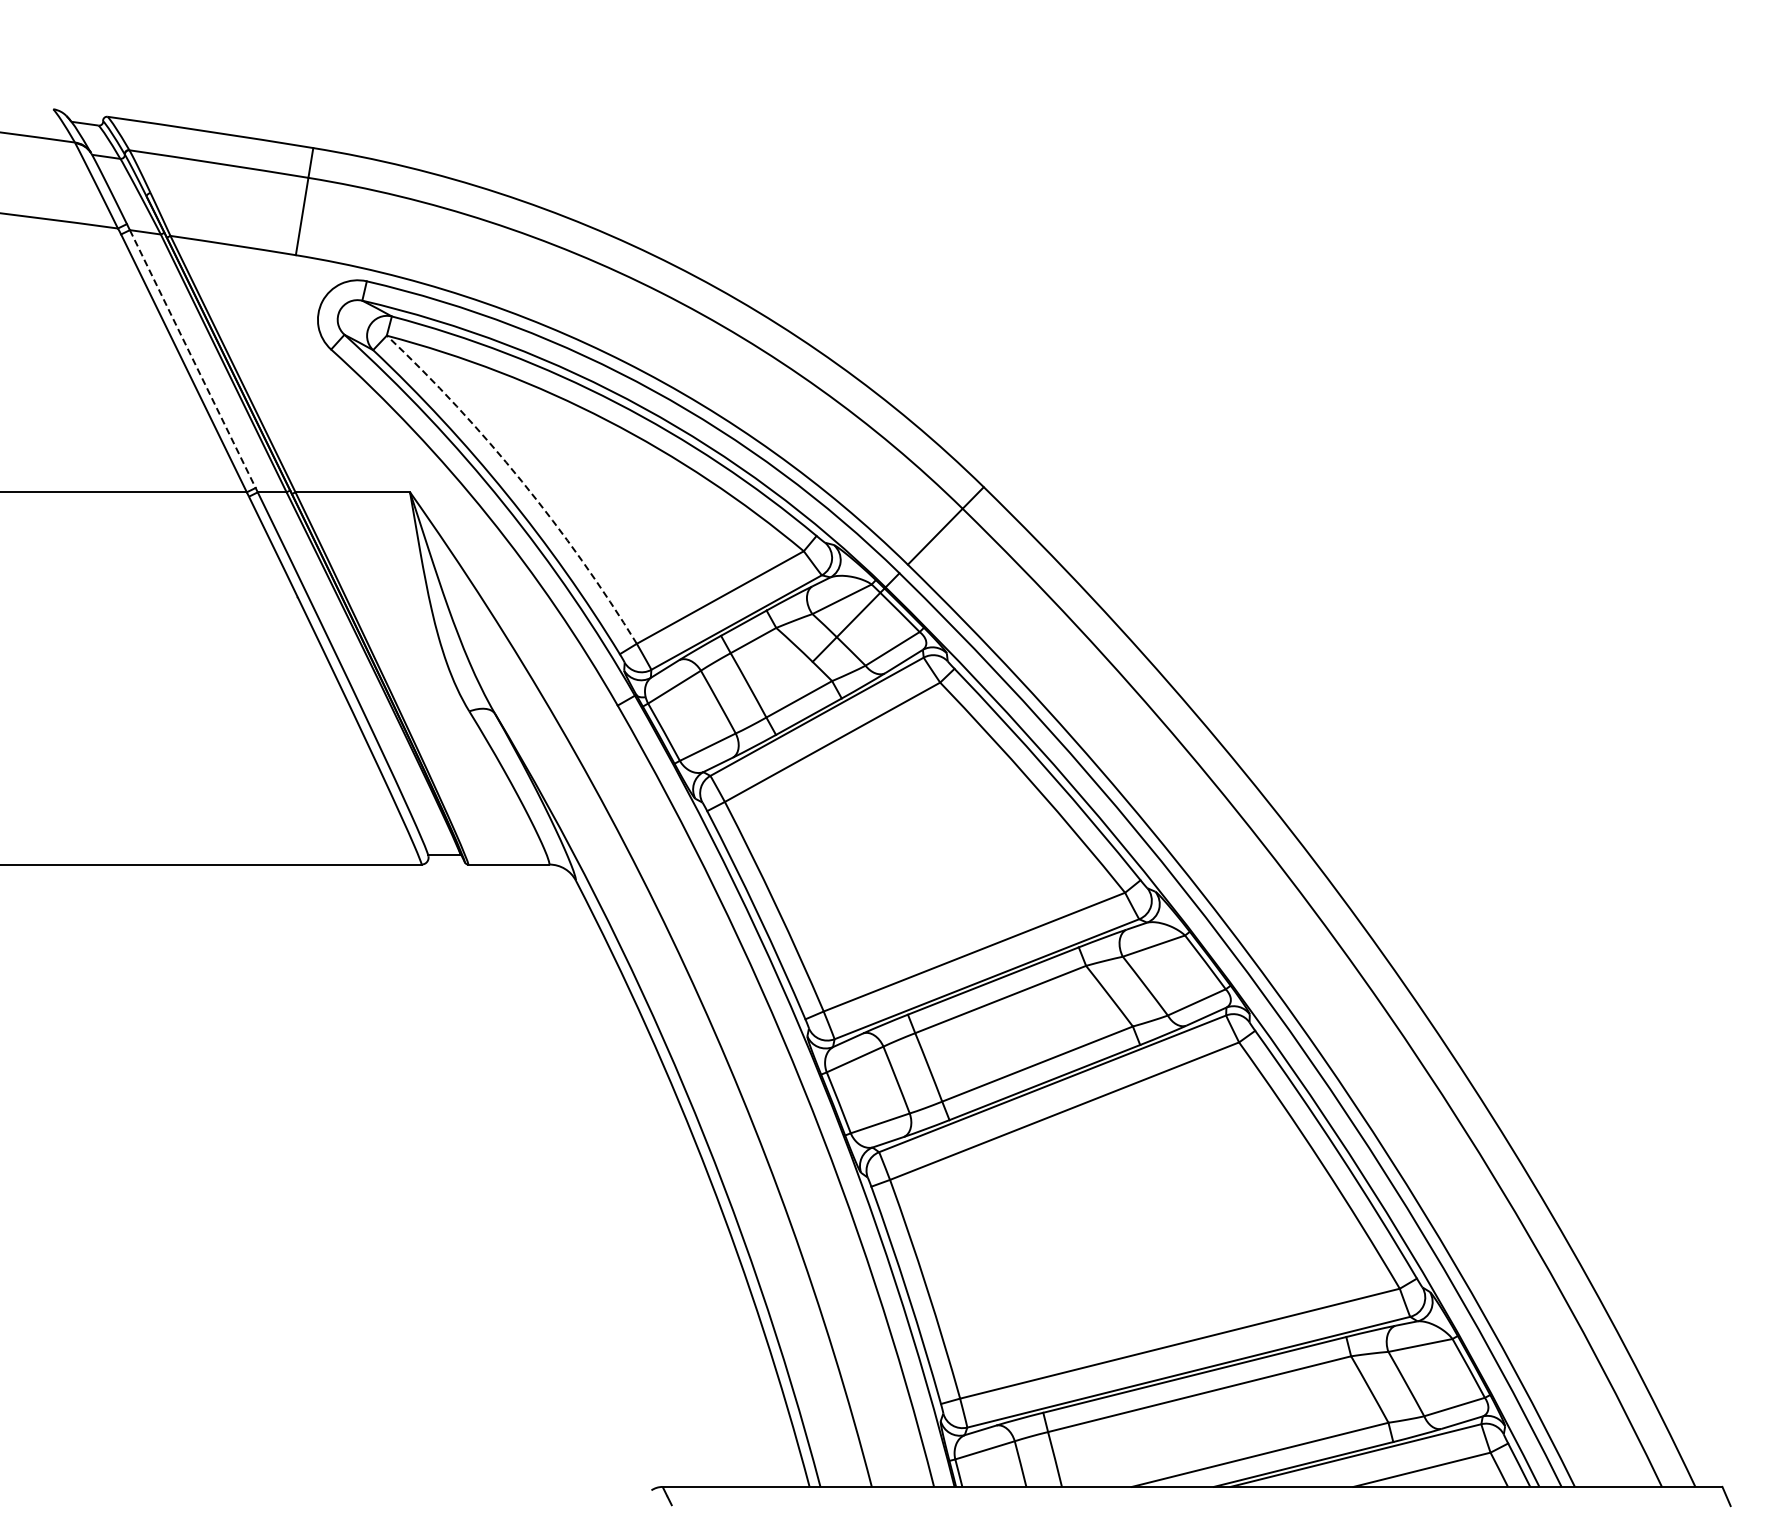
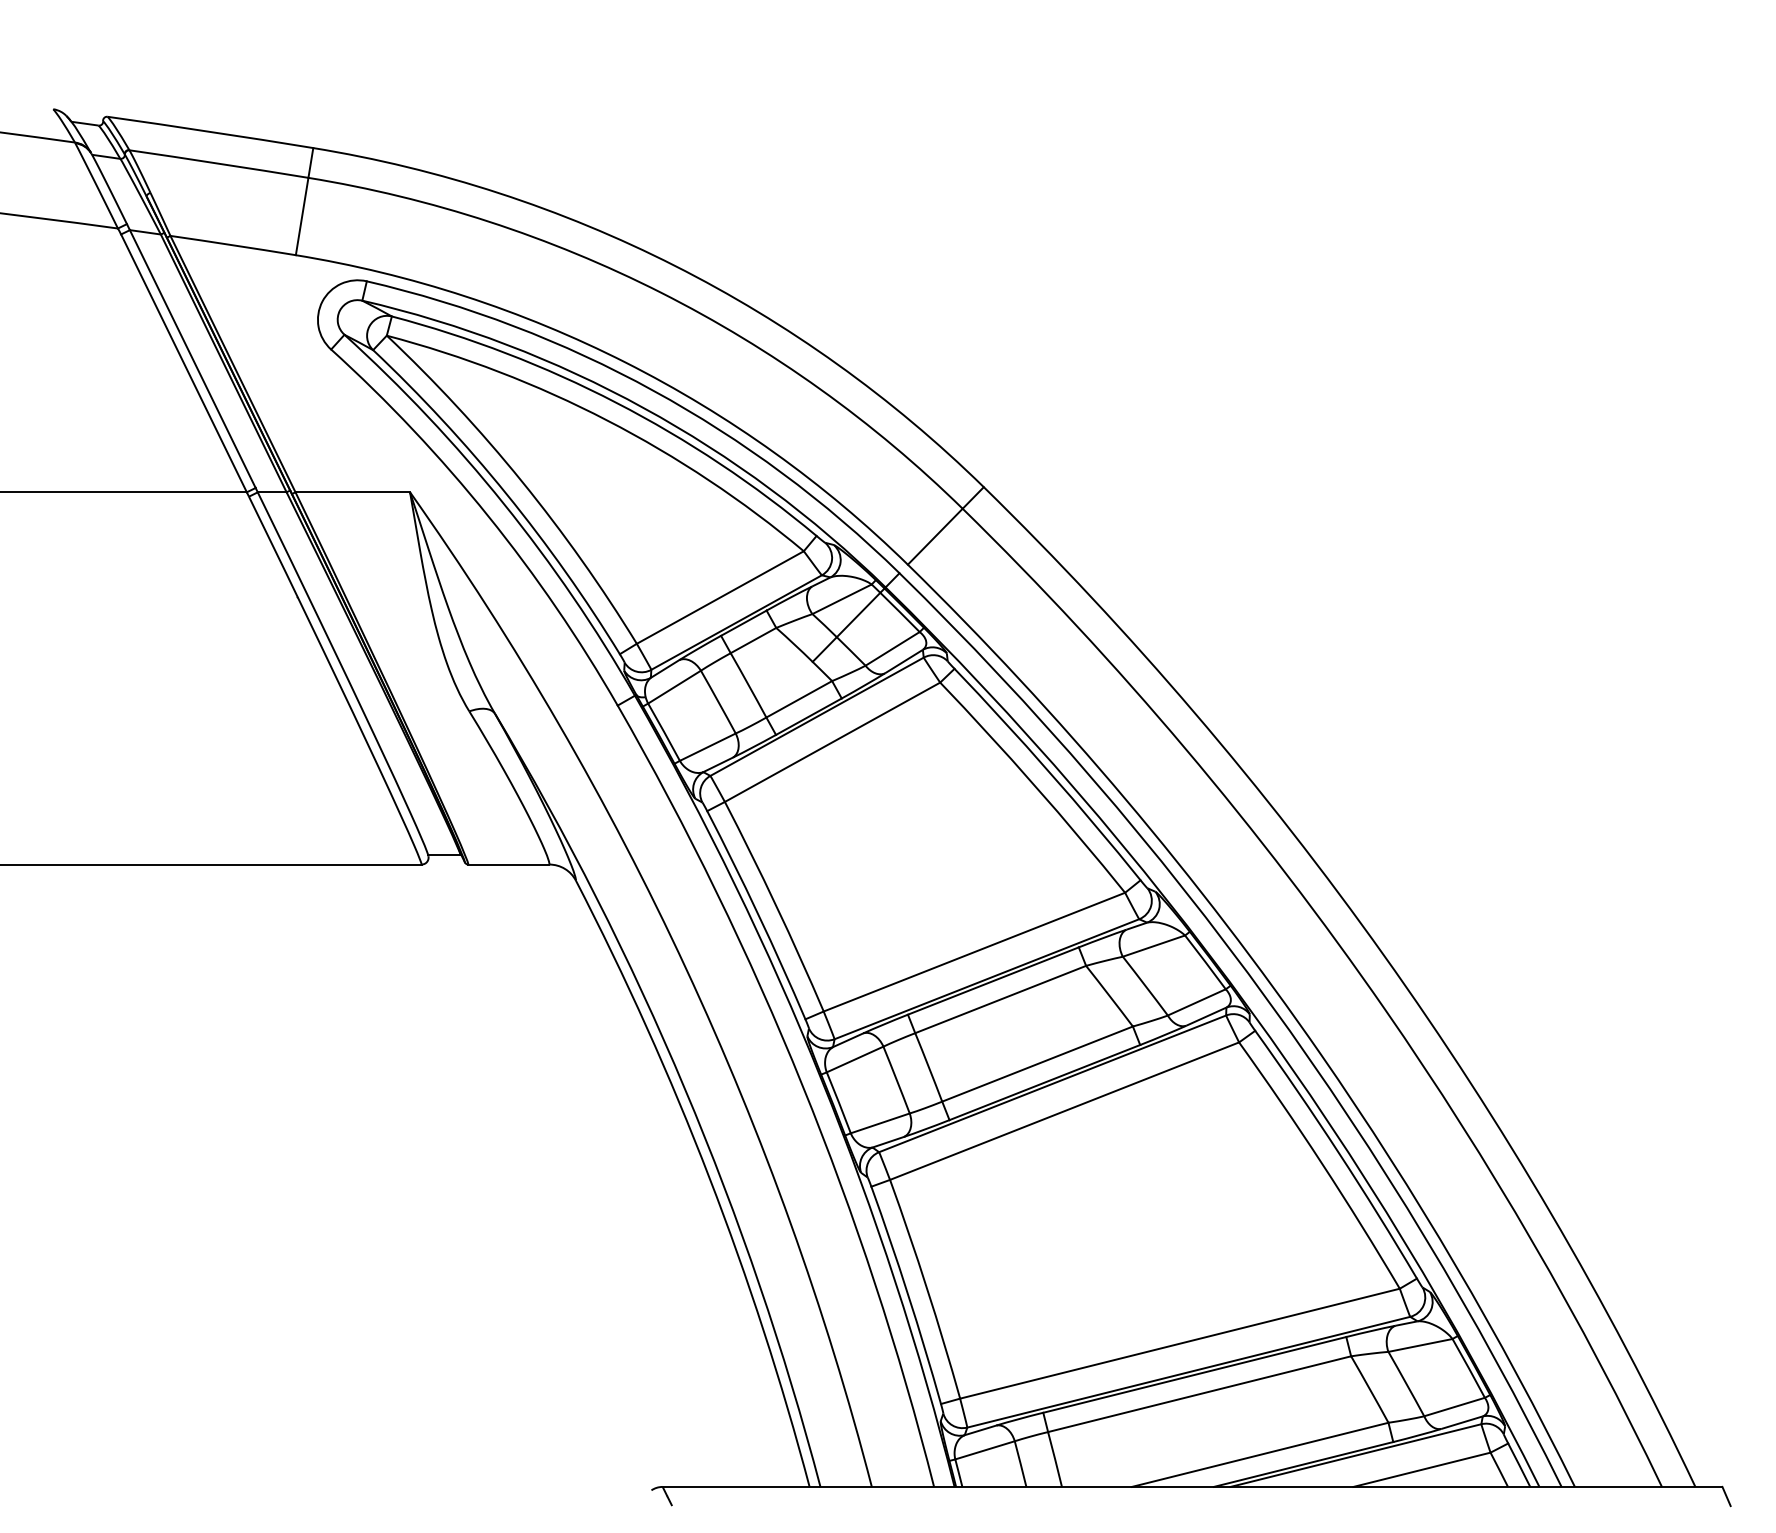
line: dashed -> solid (193, 359)
arc: dashed -> solid (522, 481)
